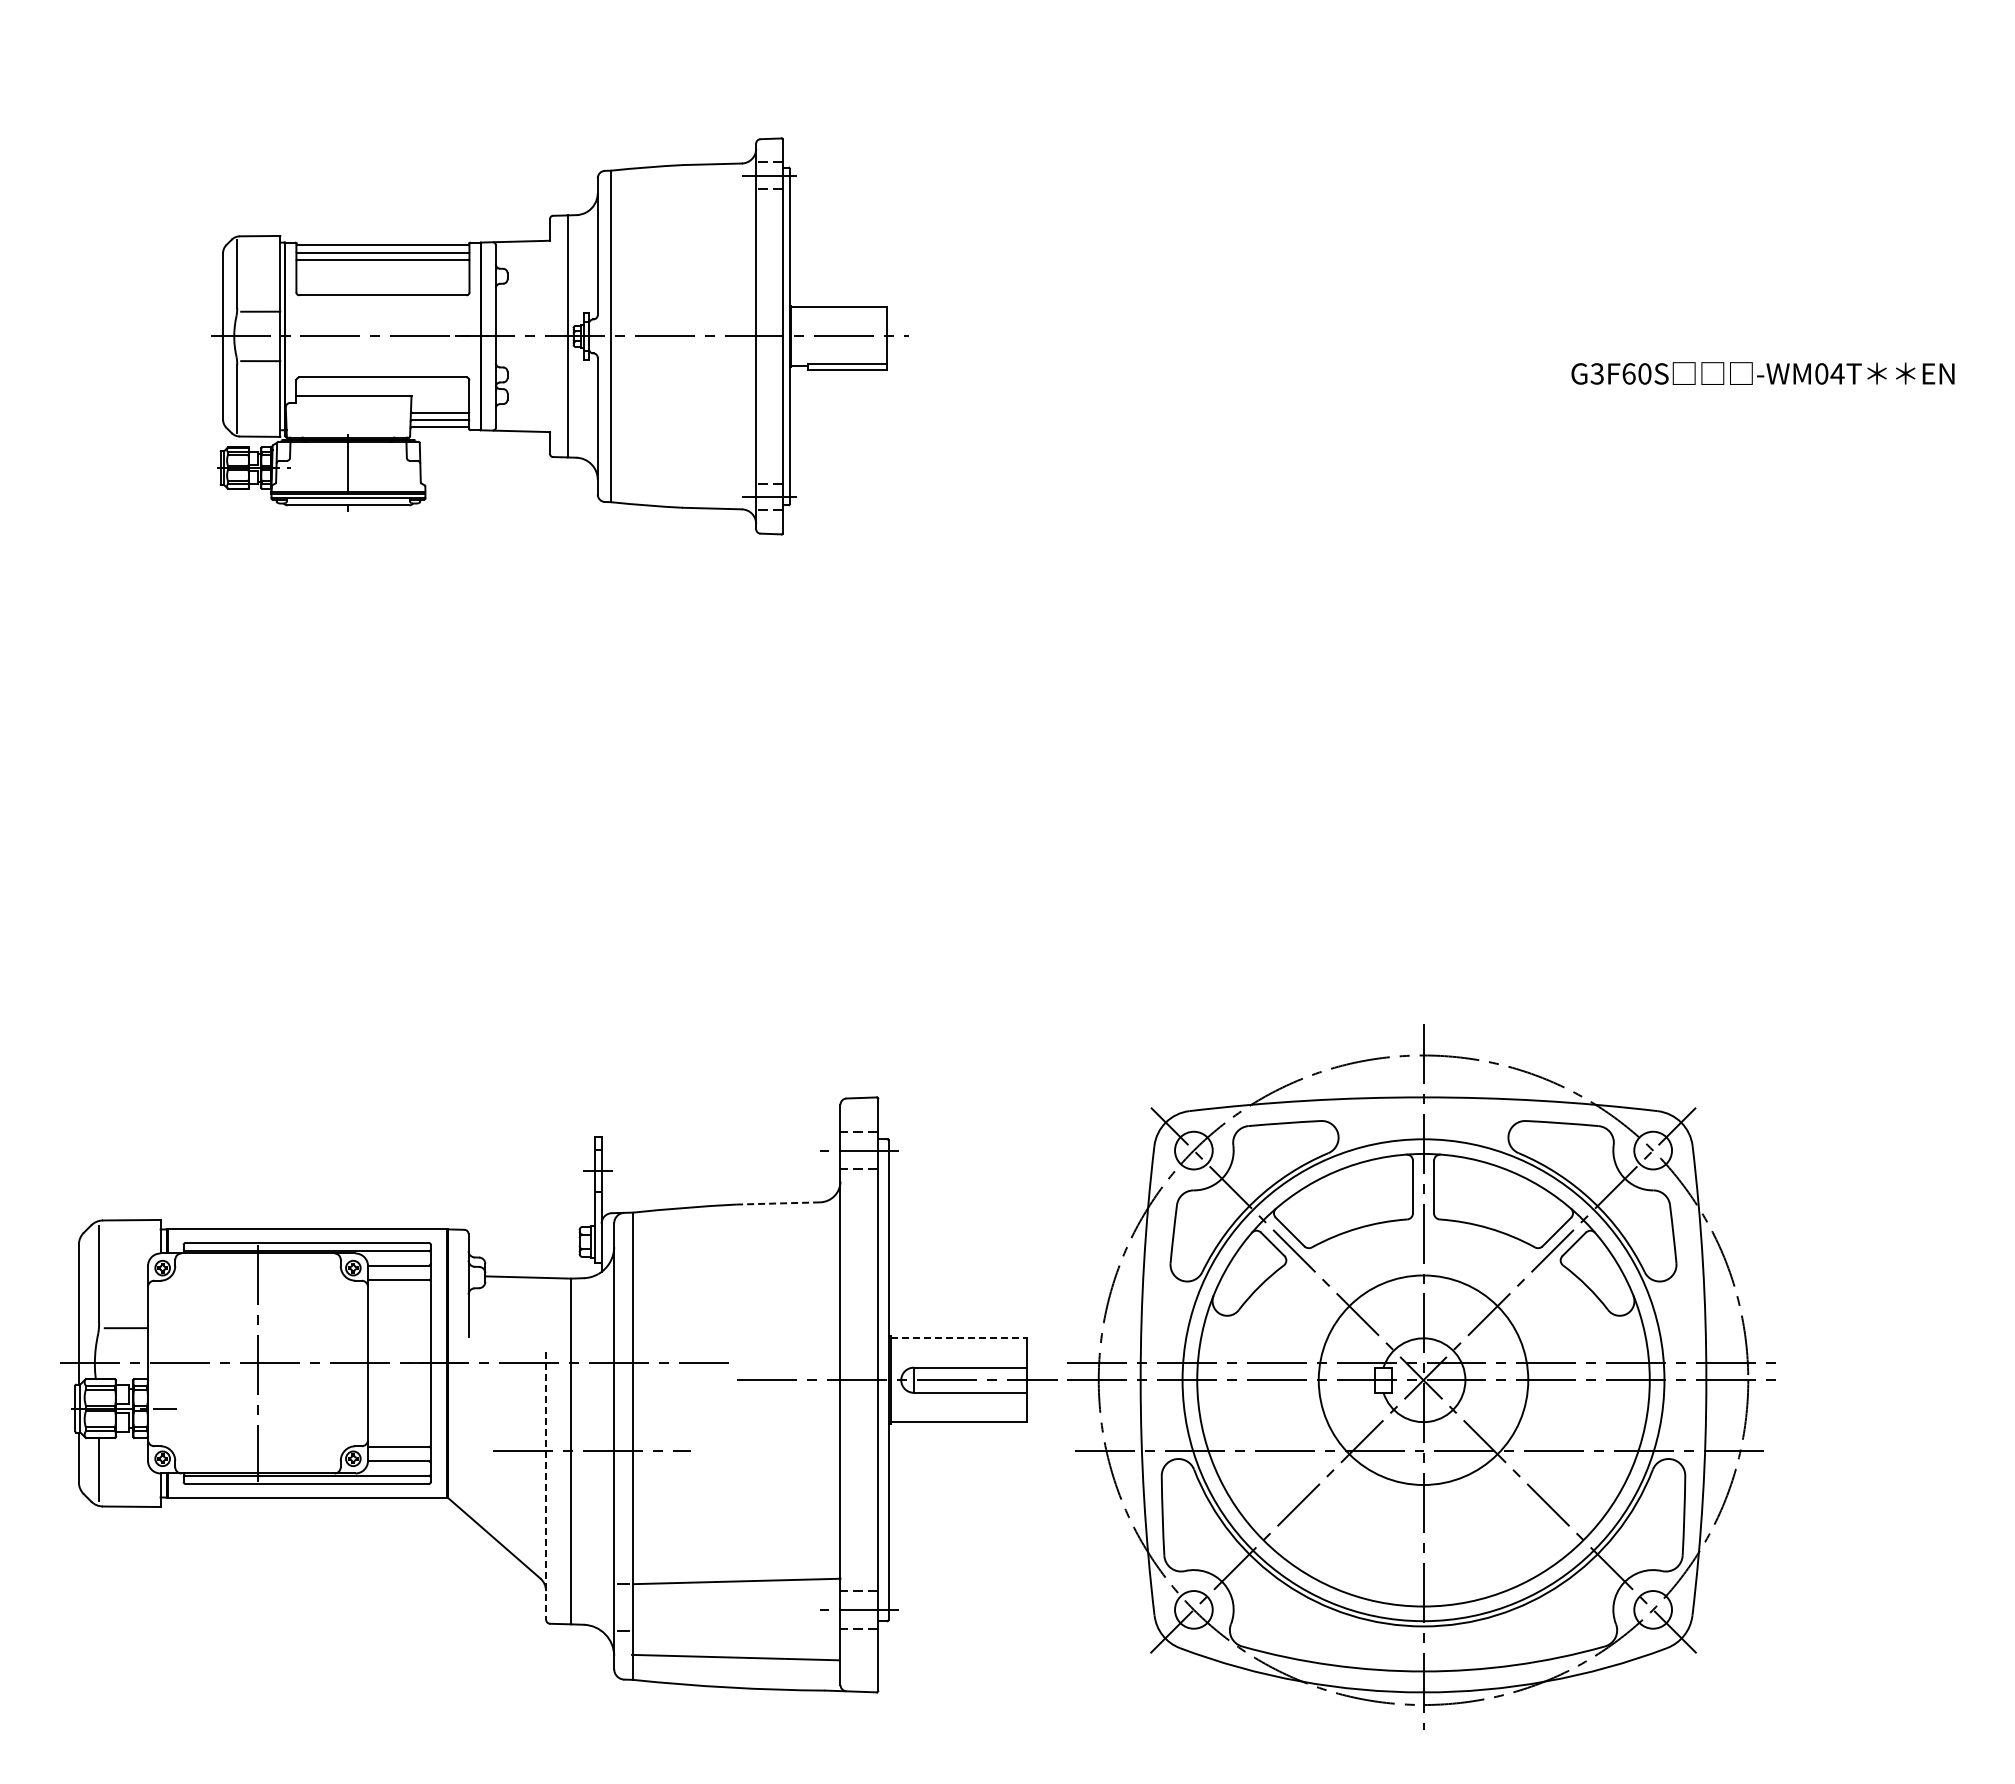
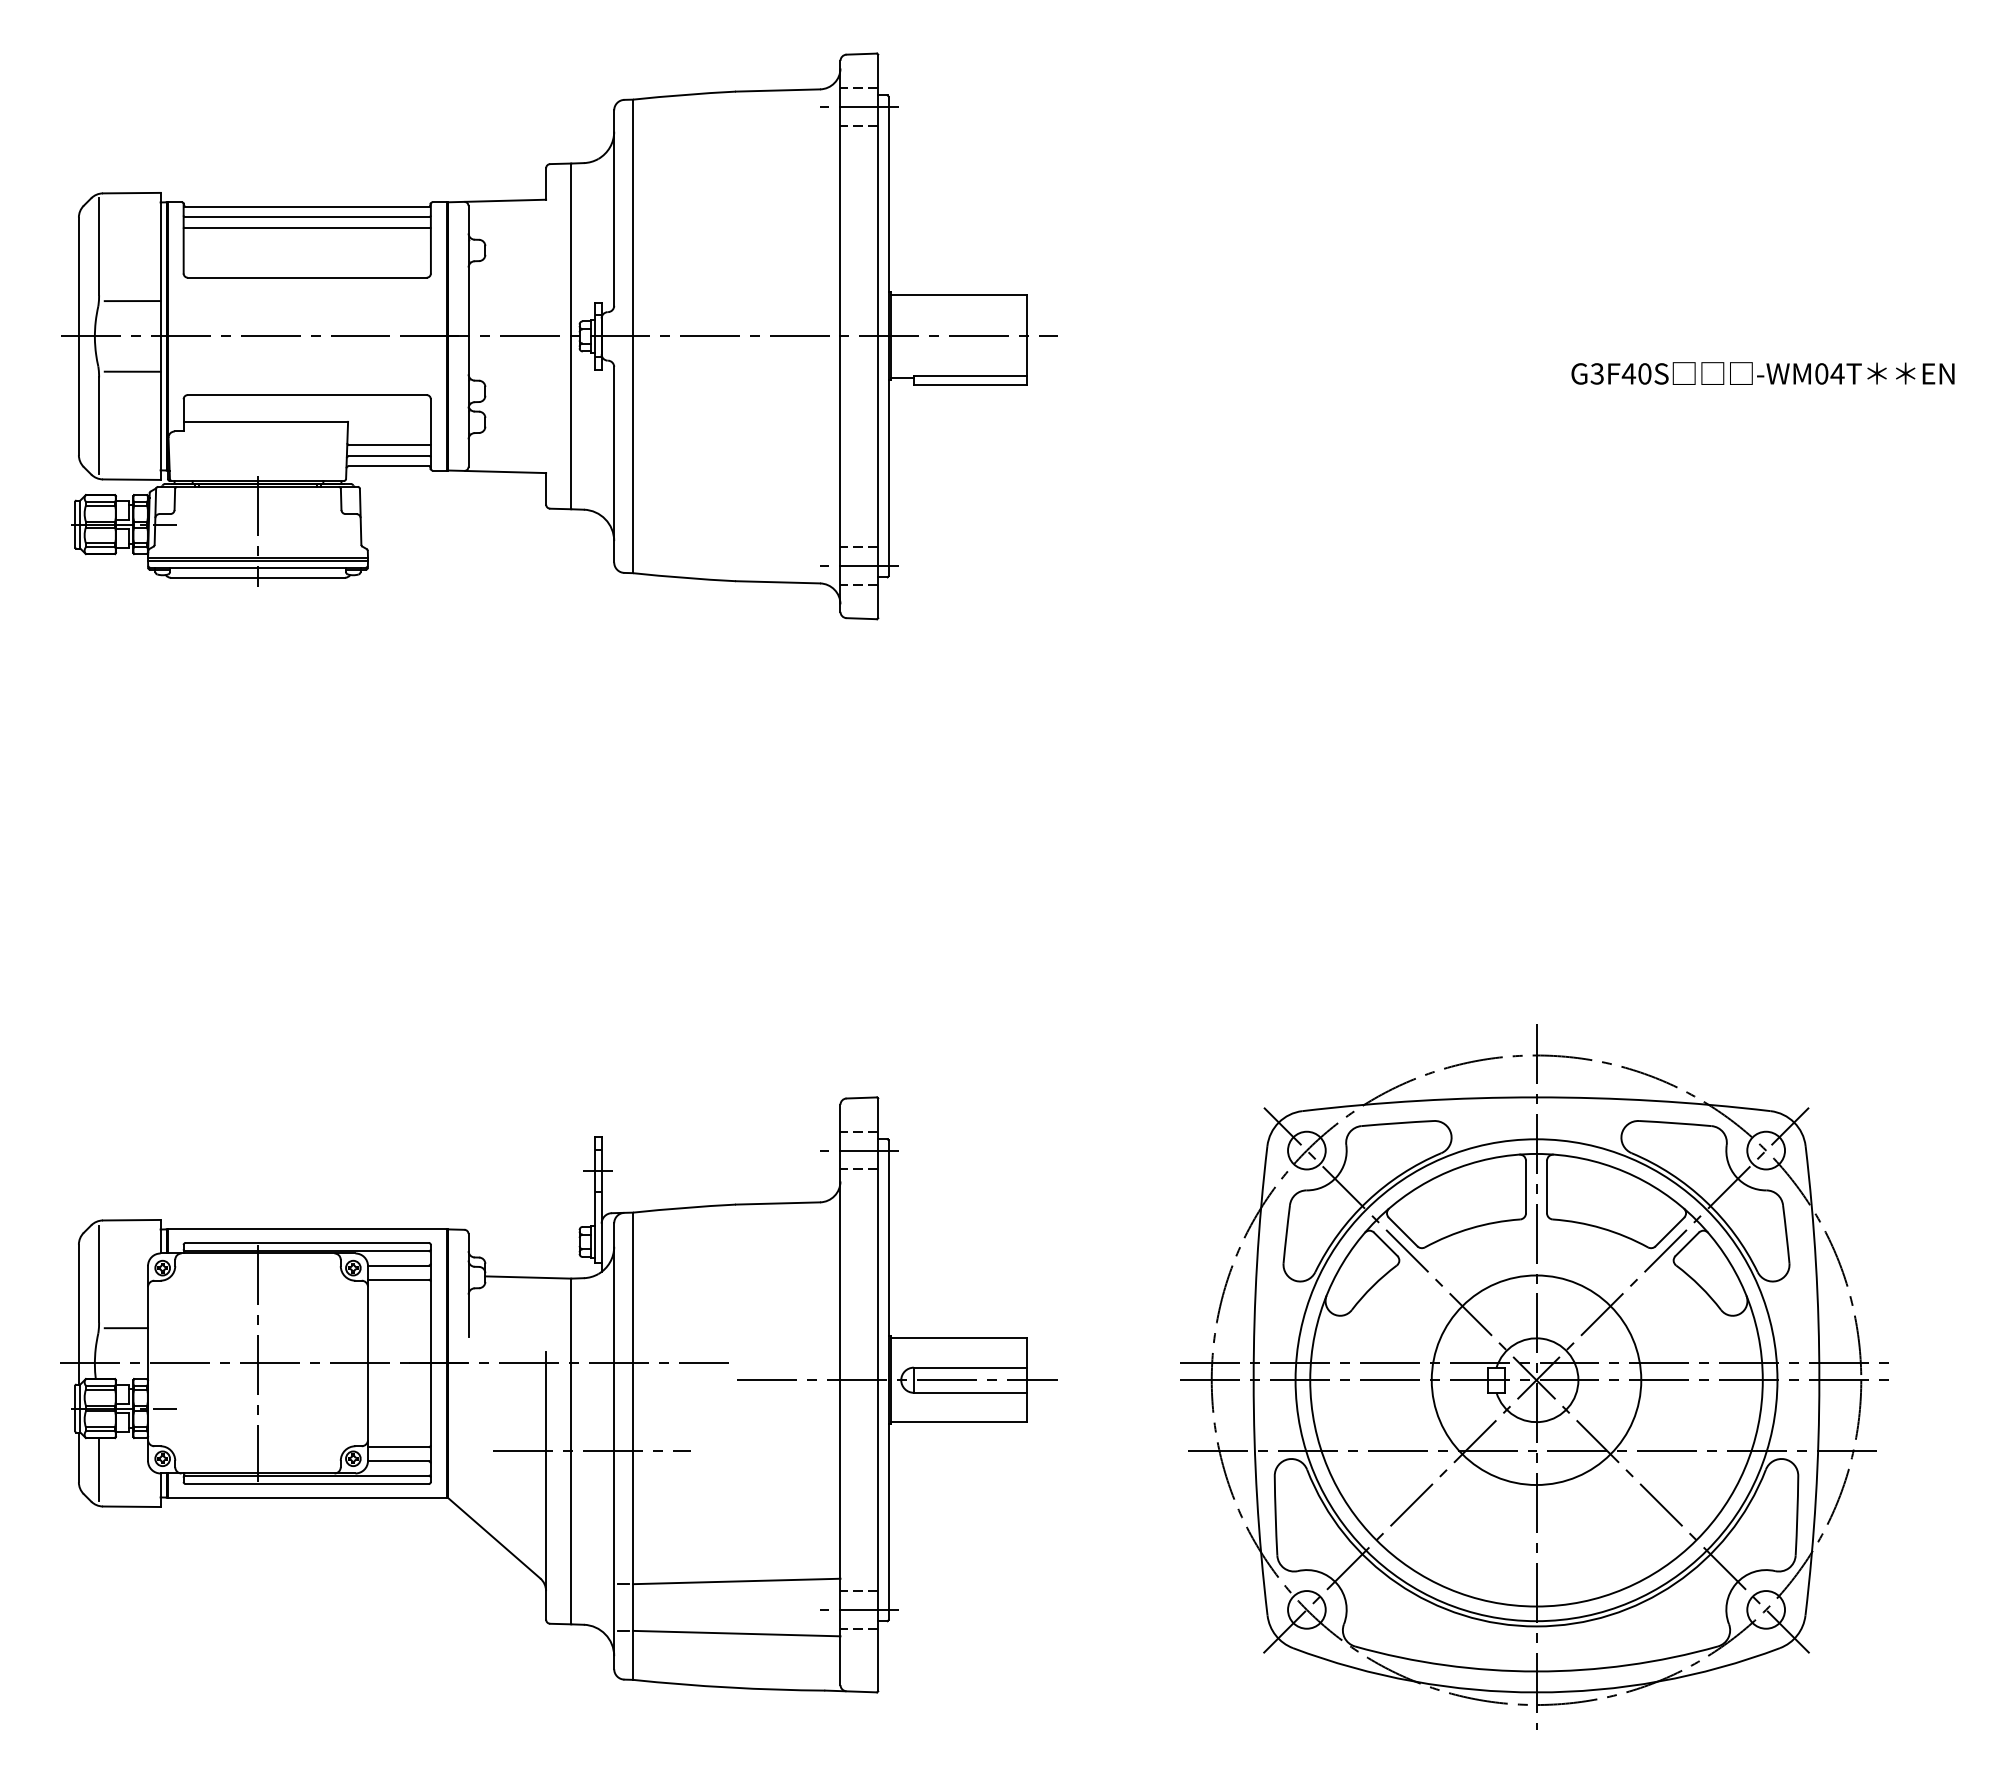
part size: 698x399 px -> 997x569 px (559, 336)
text: G3F60S -> G3F40S (1628, 373)
line: dashed -> solid (777, 1203)
line: dashed -> solid (959, 1338)
part position: (1421, 1376) -> (1534, 1376) (1534, 1376)
line: dashed -> solid (546, 1485)
line position: (735, 1657) -> (736, 1633) (736, 1633)
